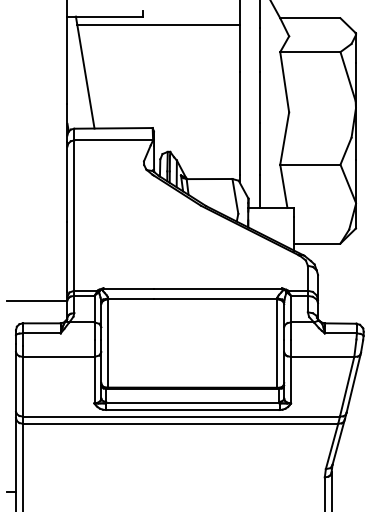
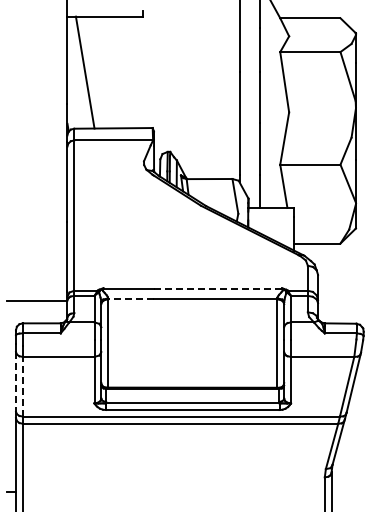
line: present -> none (158, 24)
line: solid -> dashed (218, 288)
line: solid -> dashed (130, 299)
line: solid -> dashed (16, 381)
line: solid -> dashed (22, 386)
